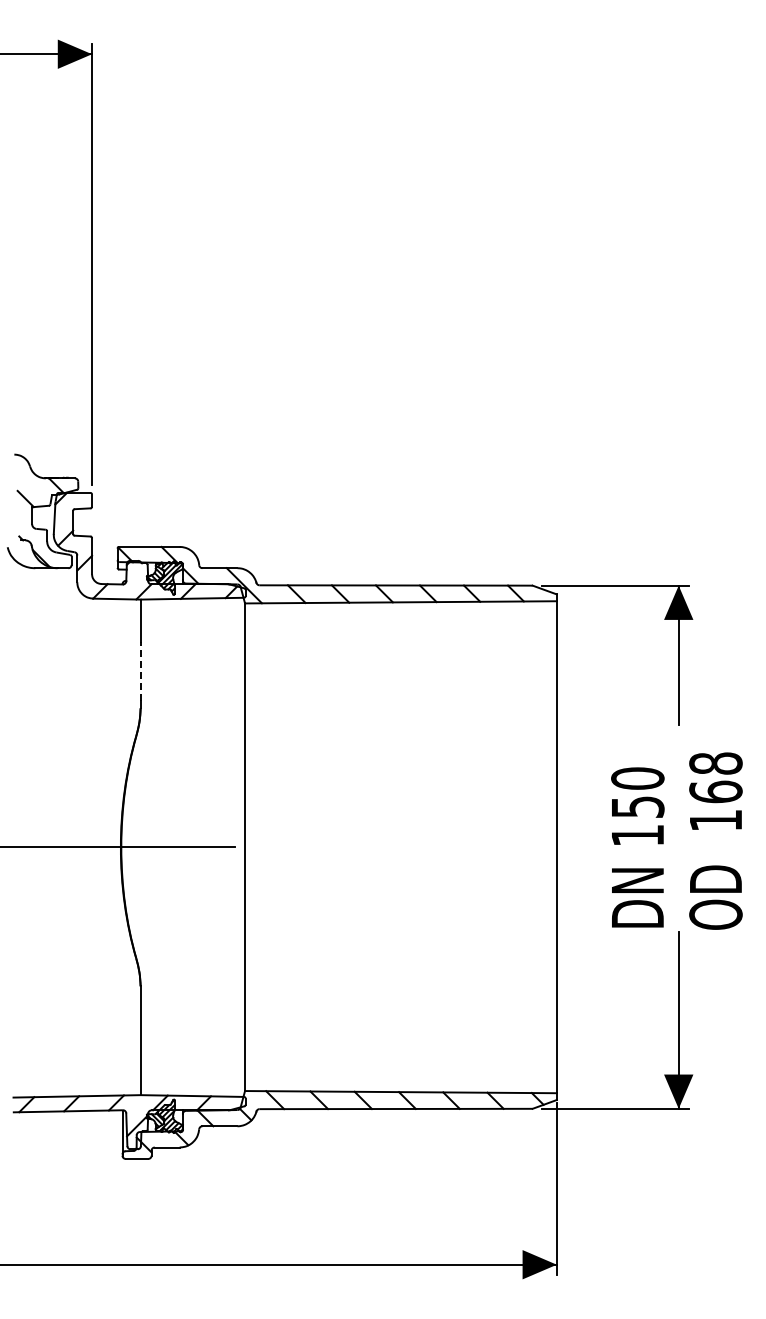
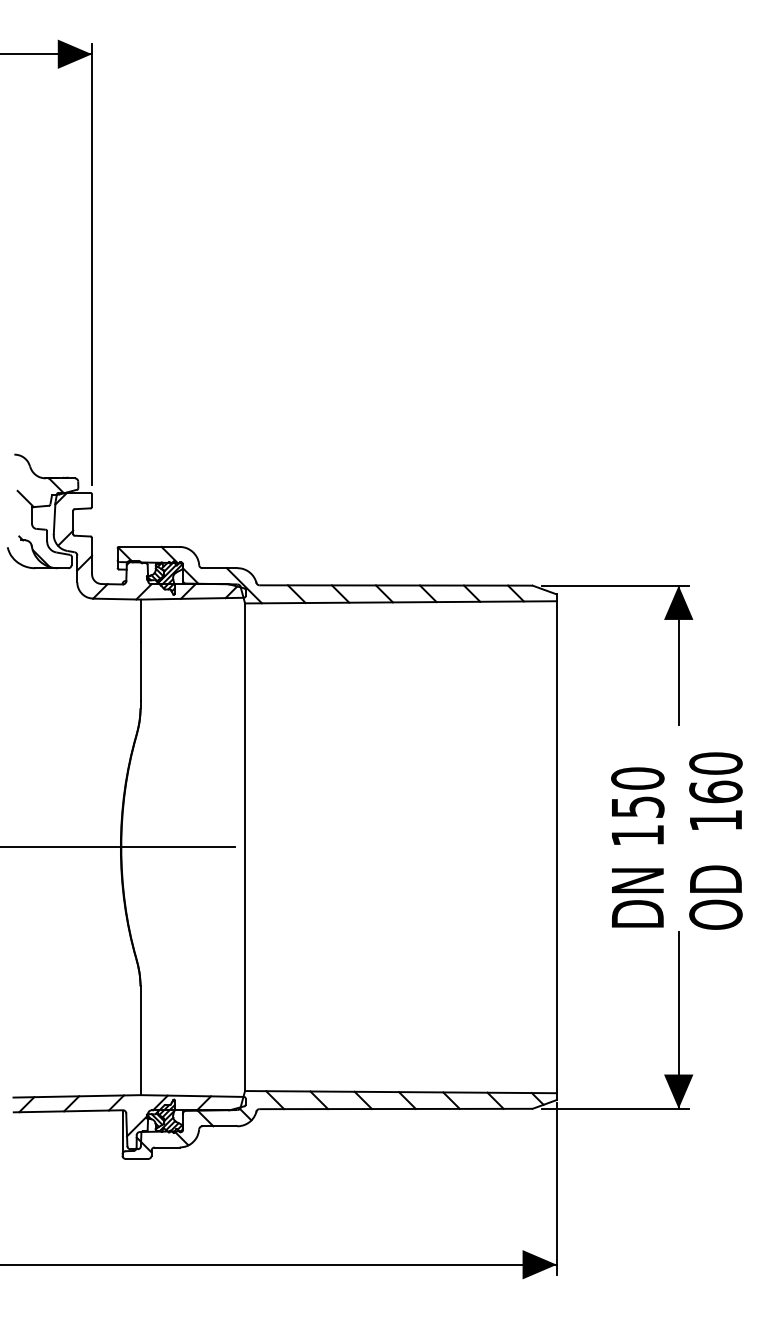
line: dashed -> solid (140, 671)
text: 168 -> 160 (715, 763)
